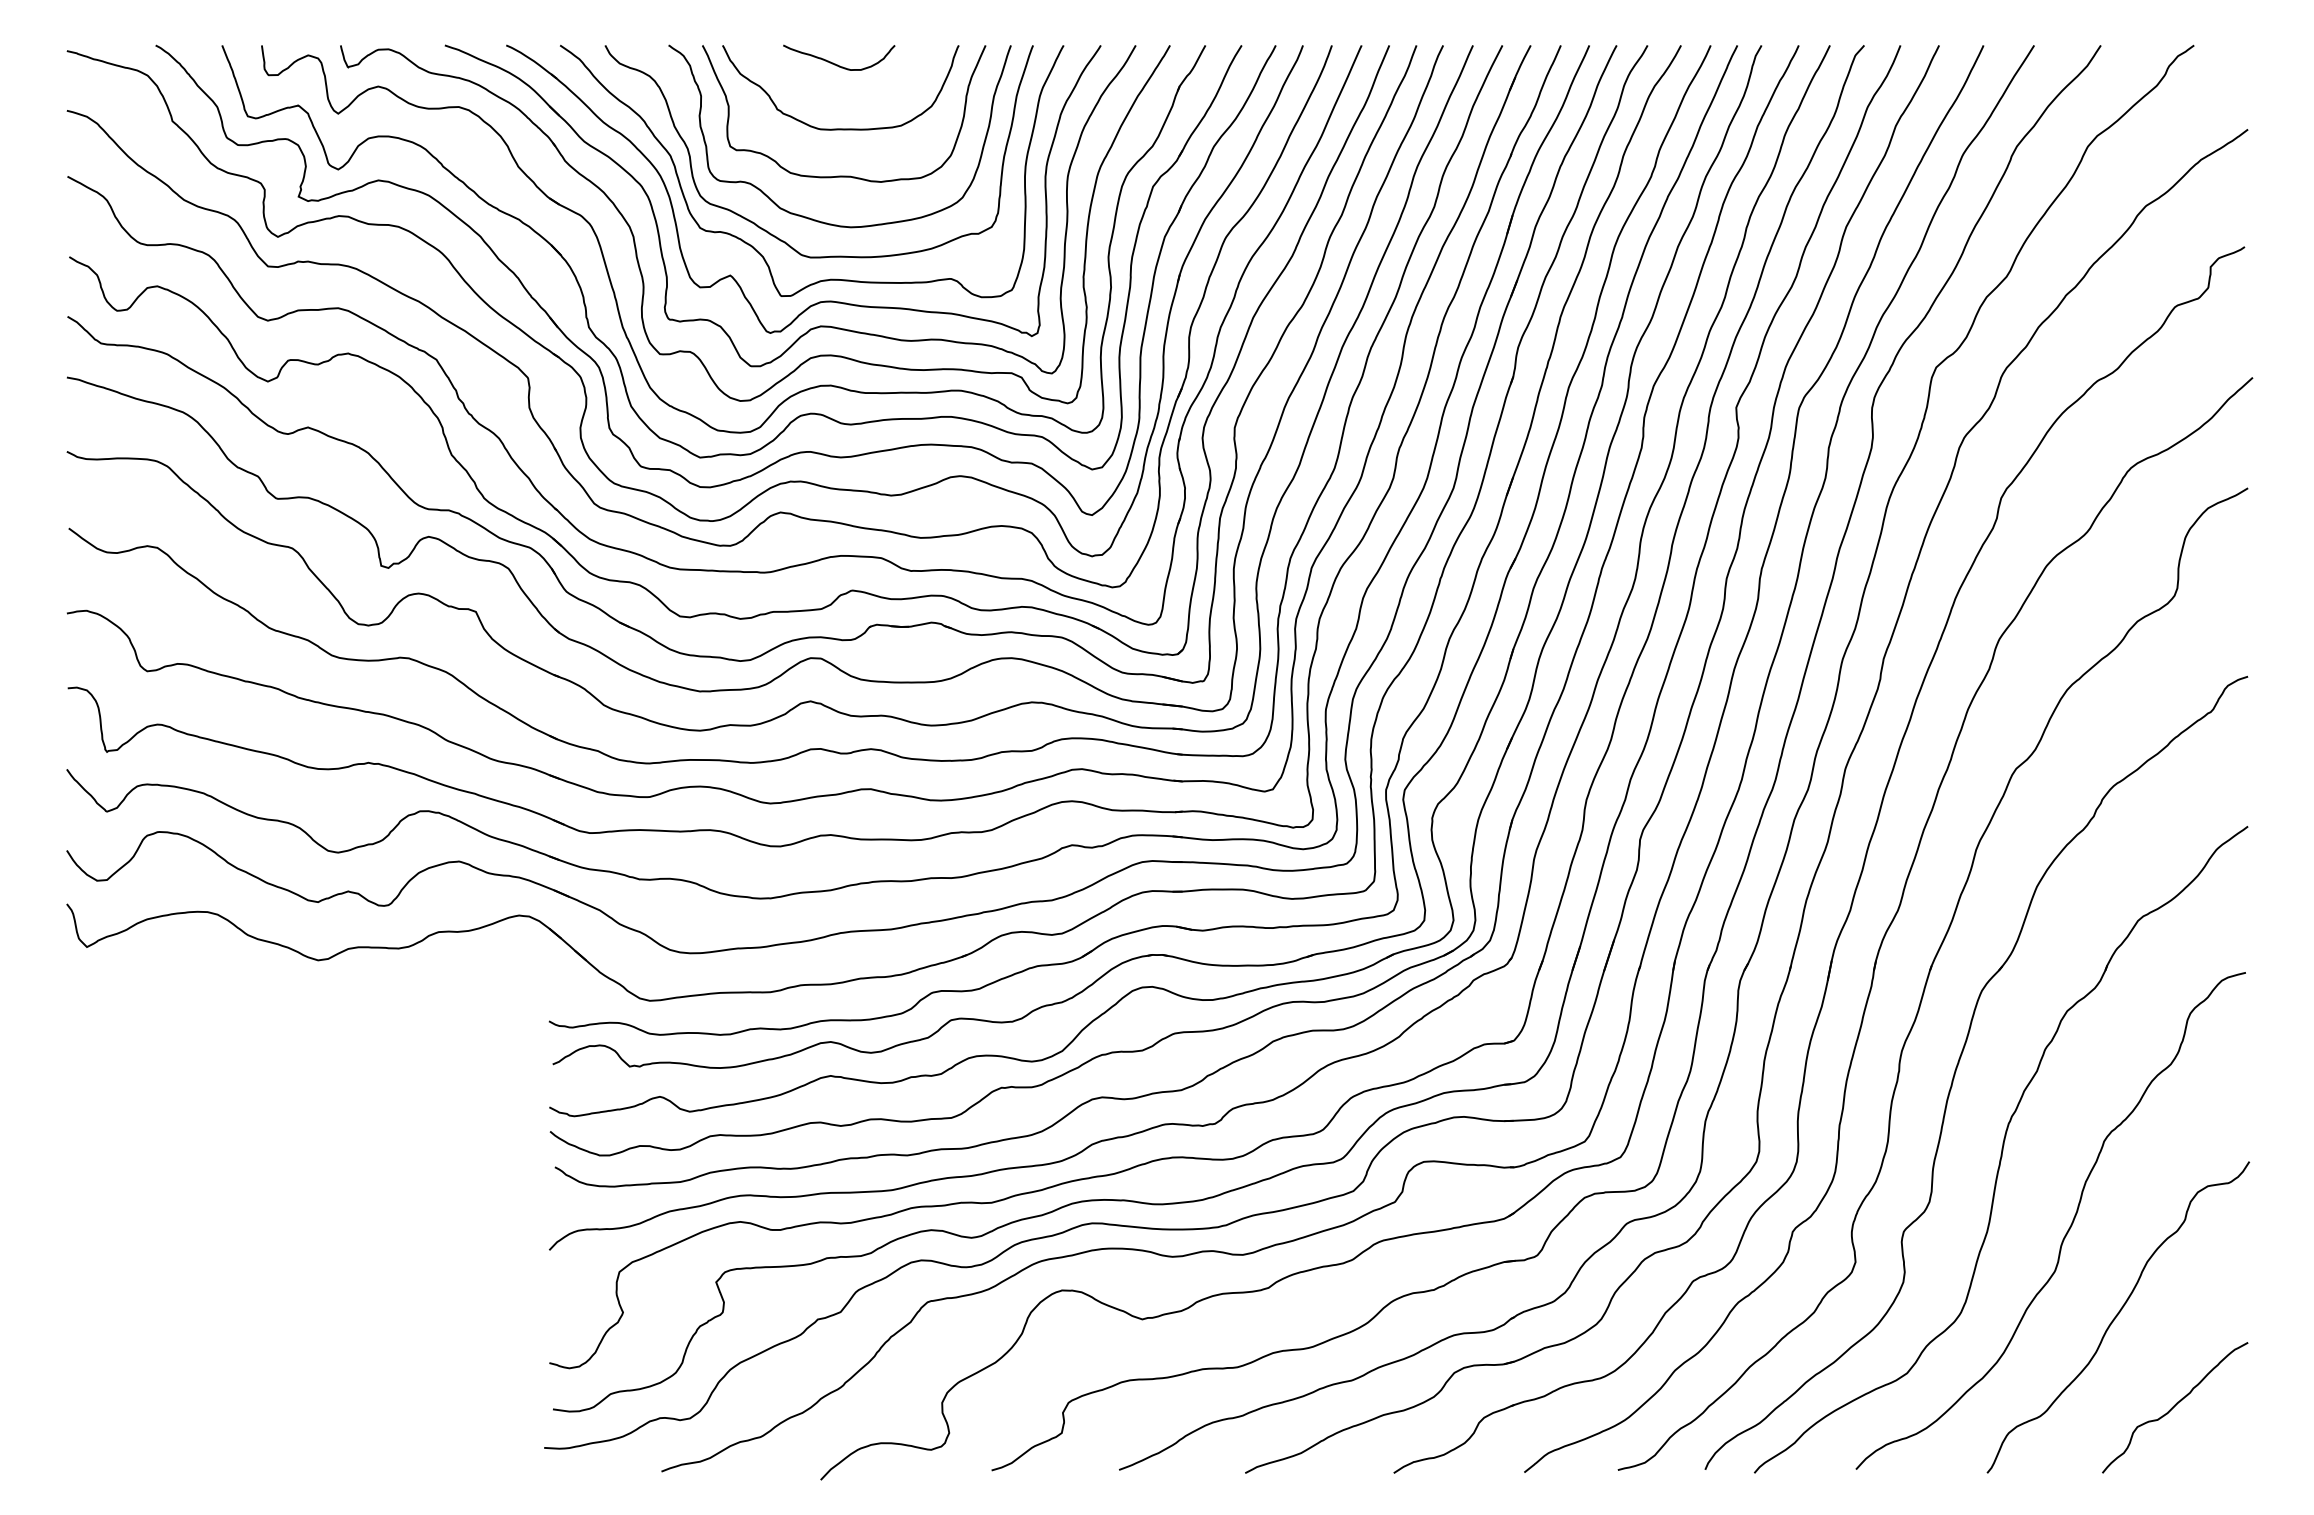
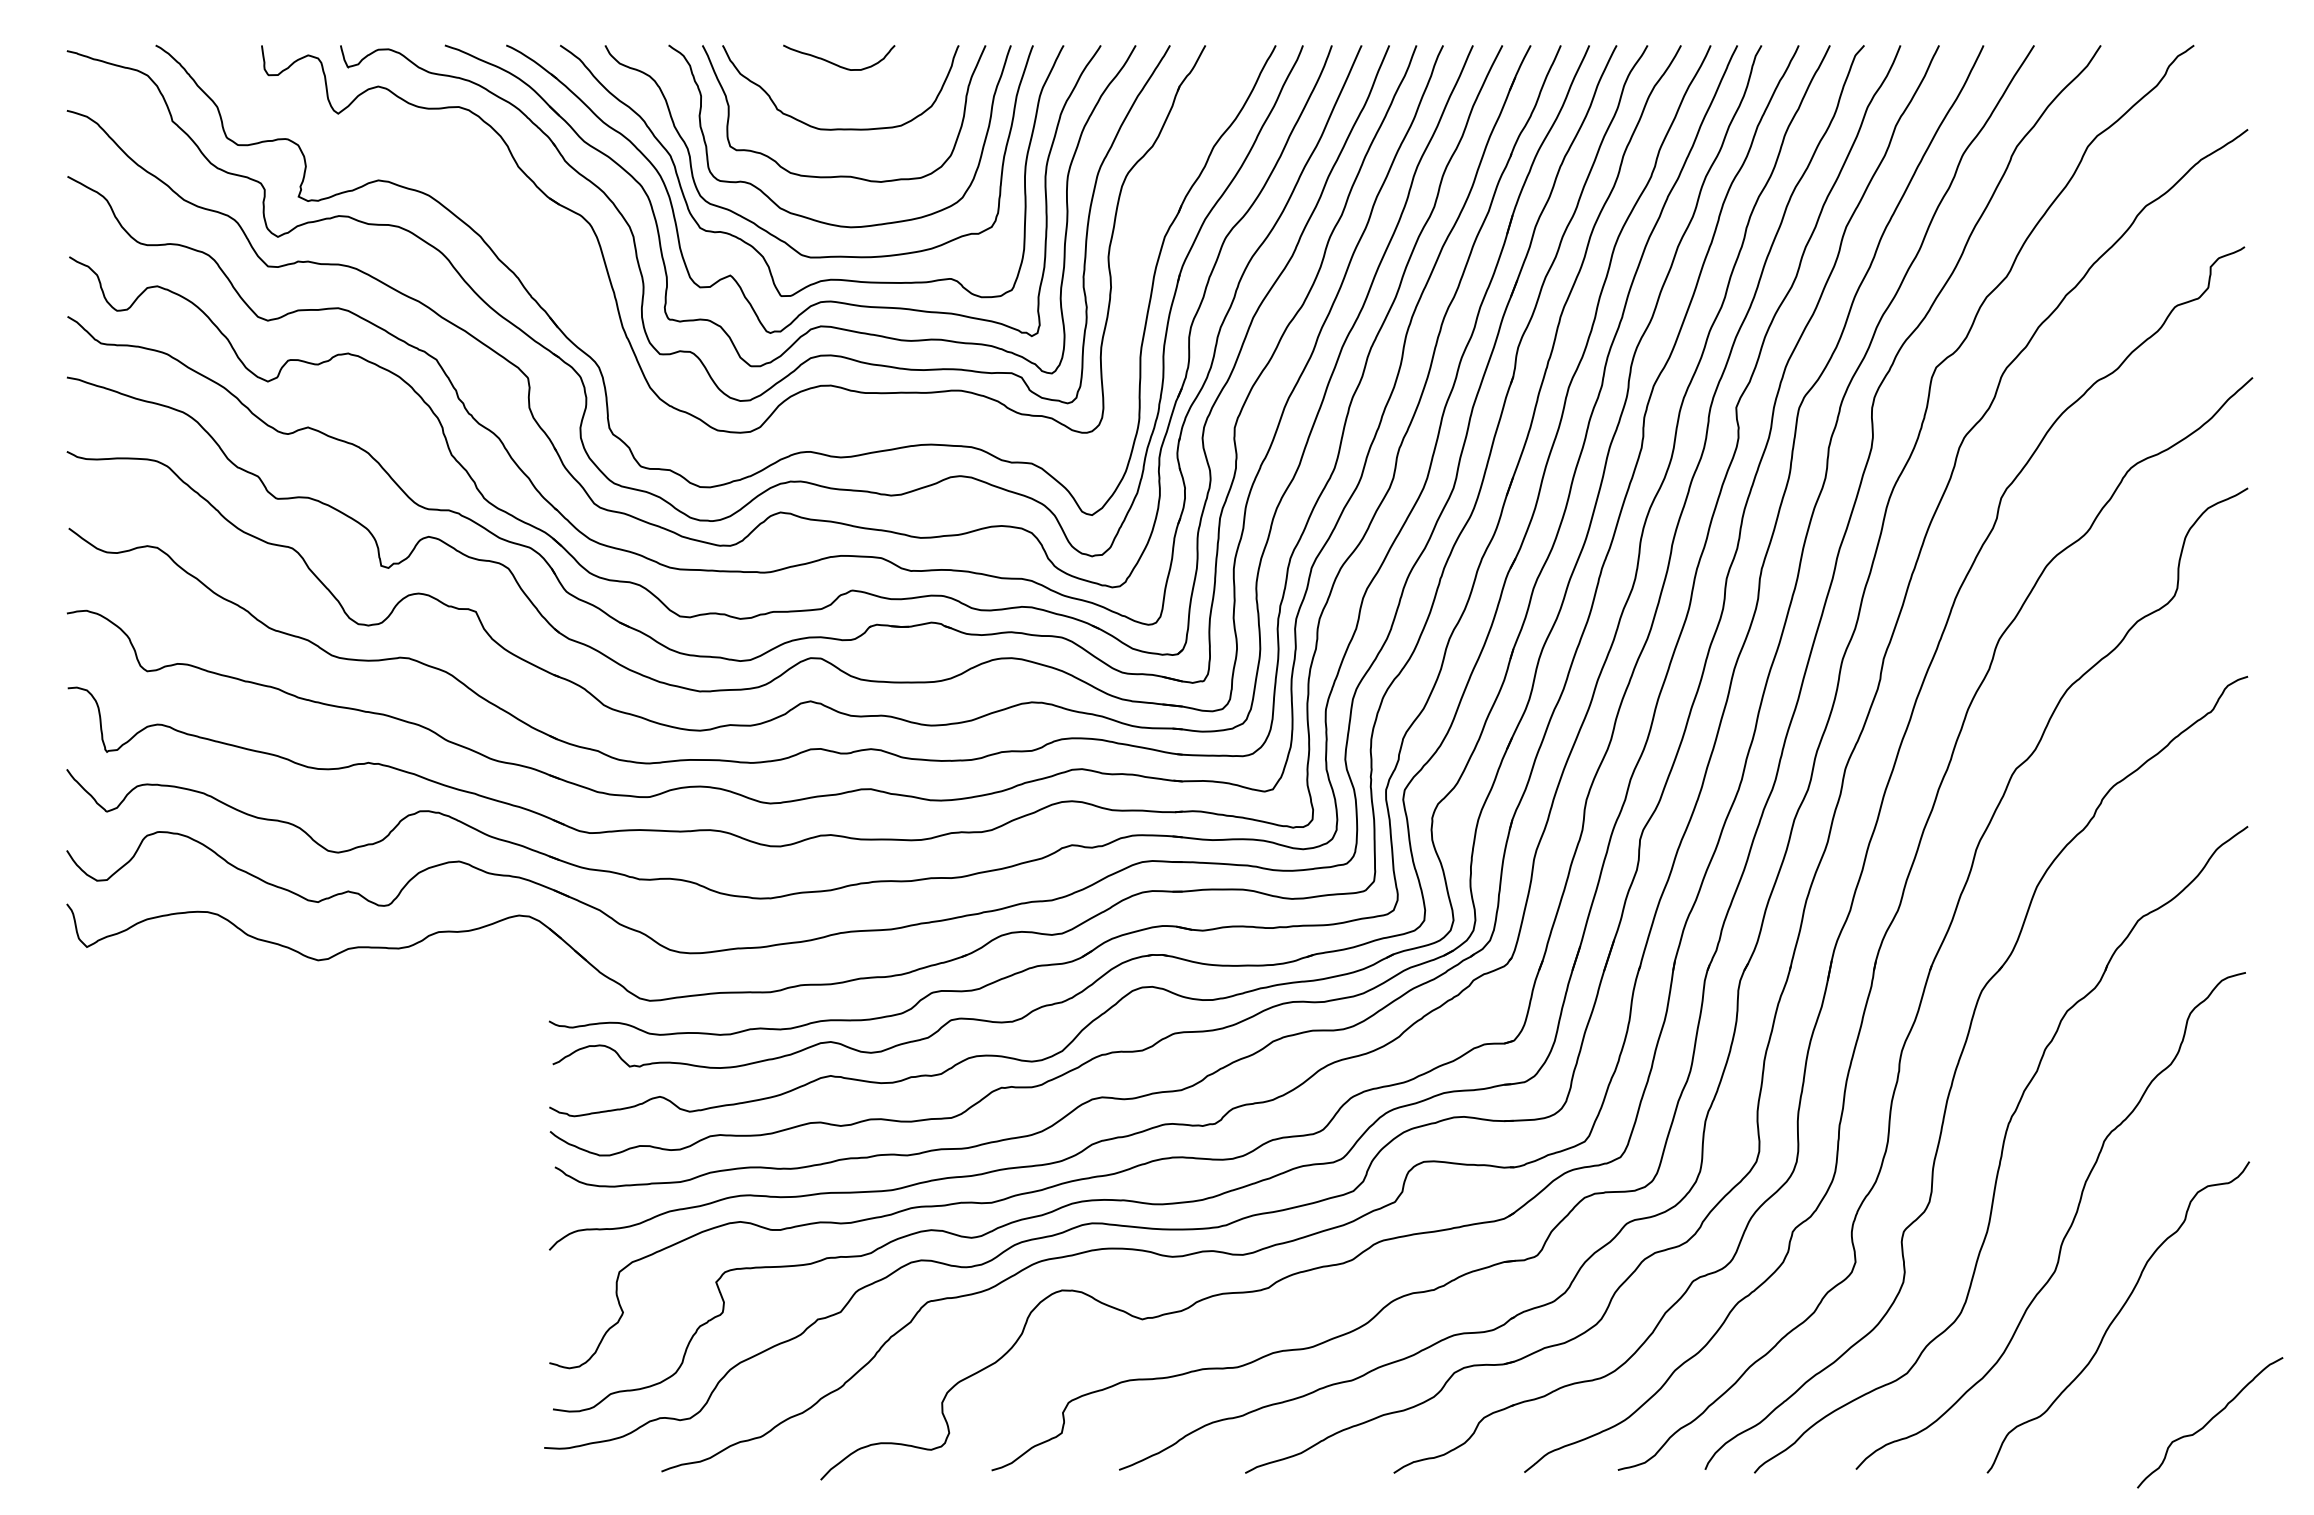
part: present -> none (612, 351)
curve position: (2175, 1406) -> (2210, 1421) (2210, 1421)
